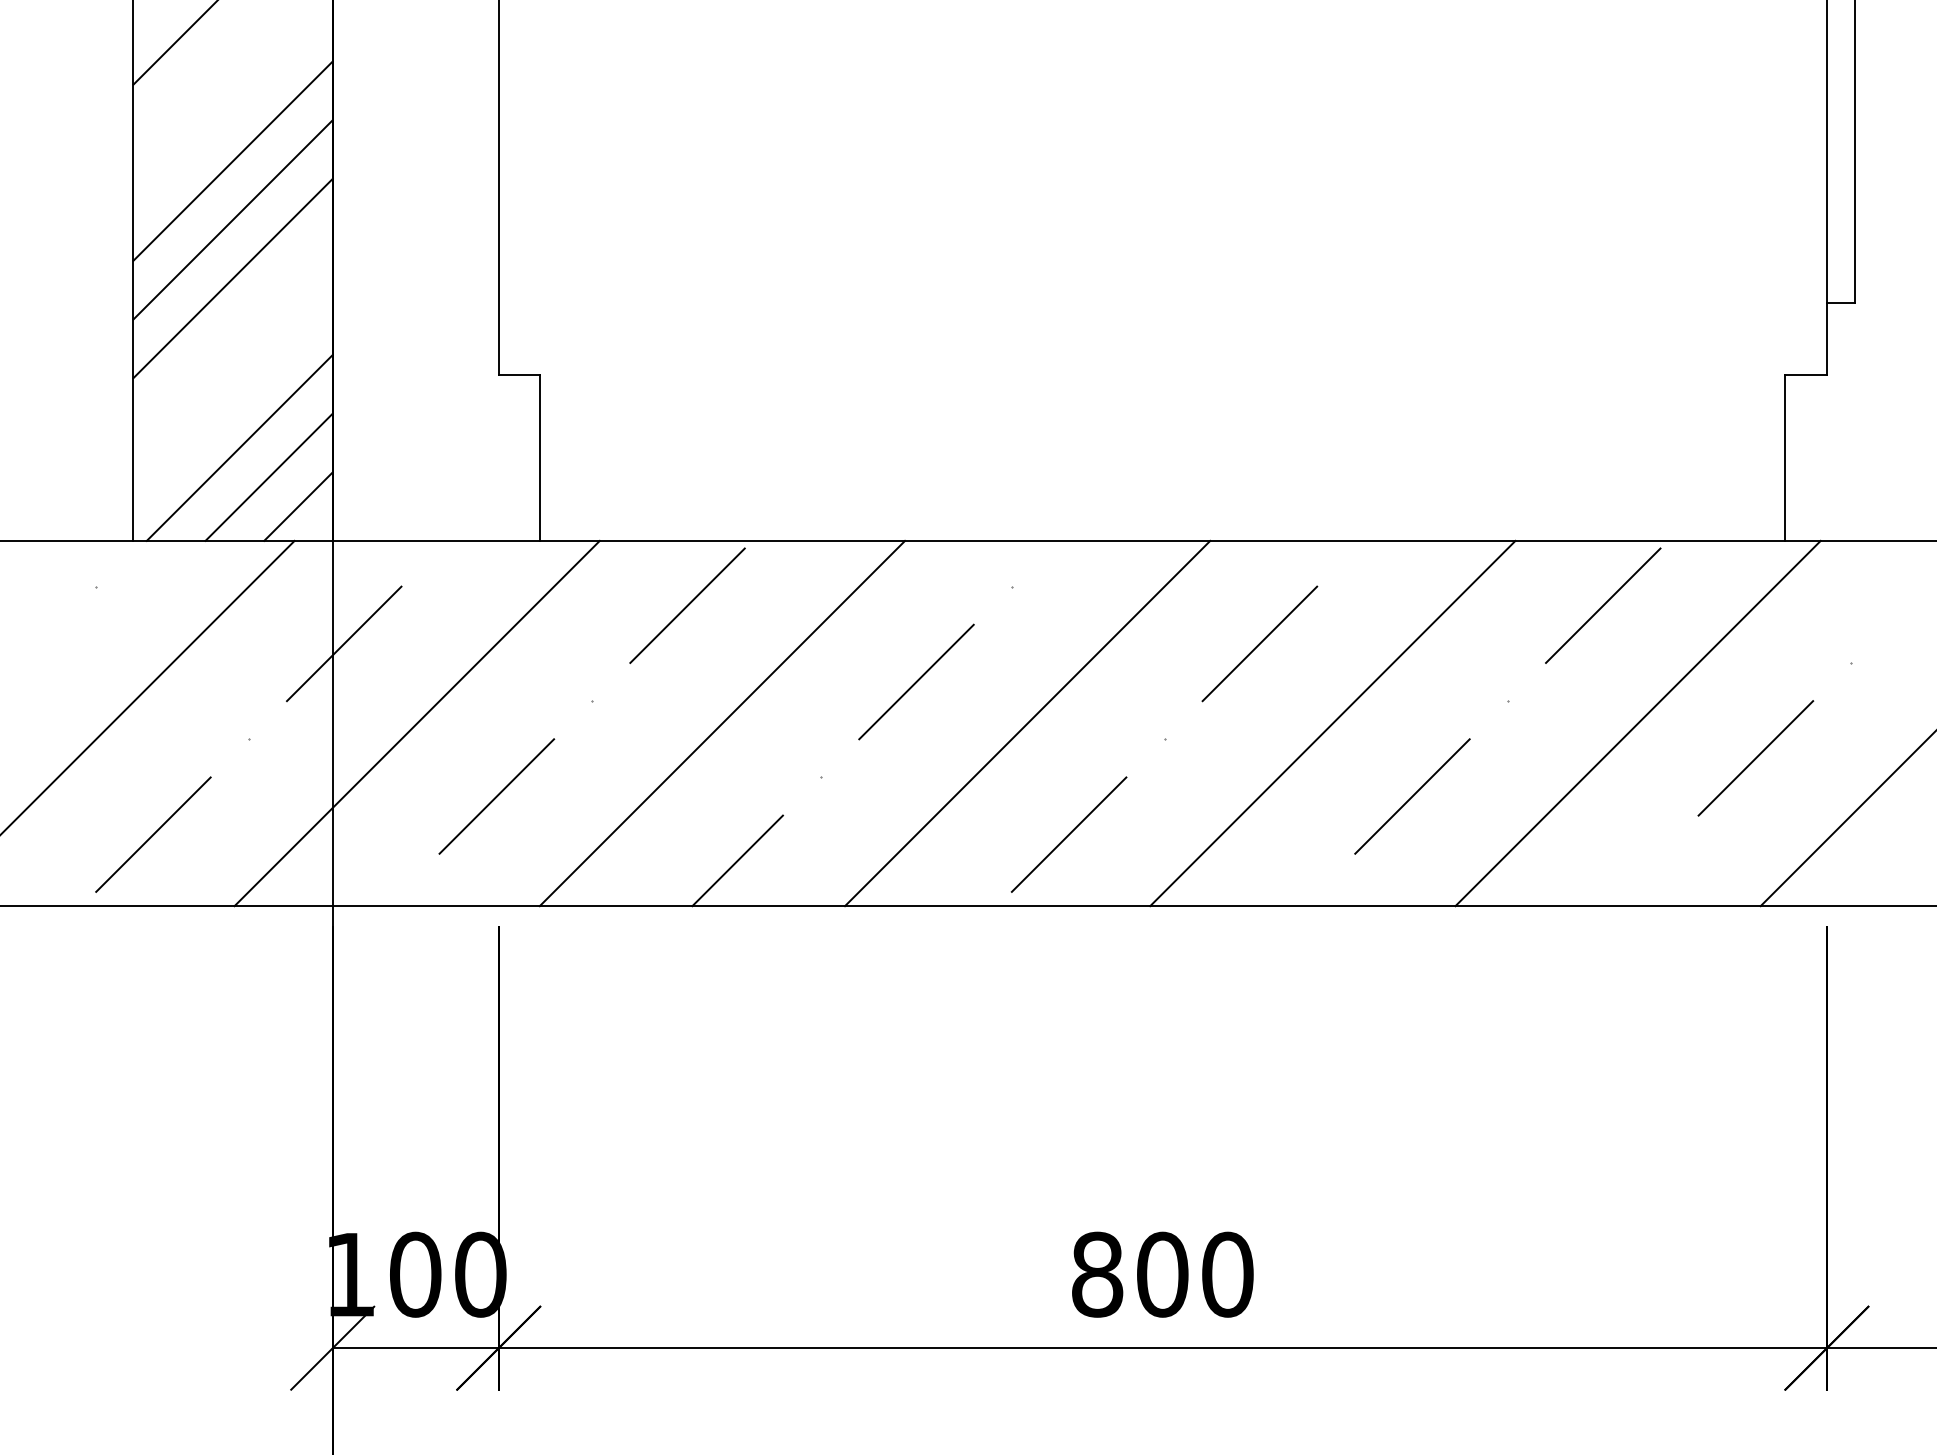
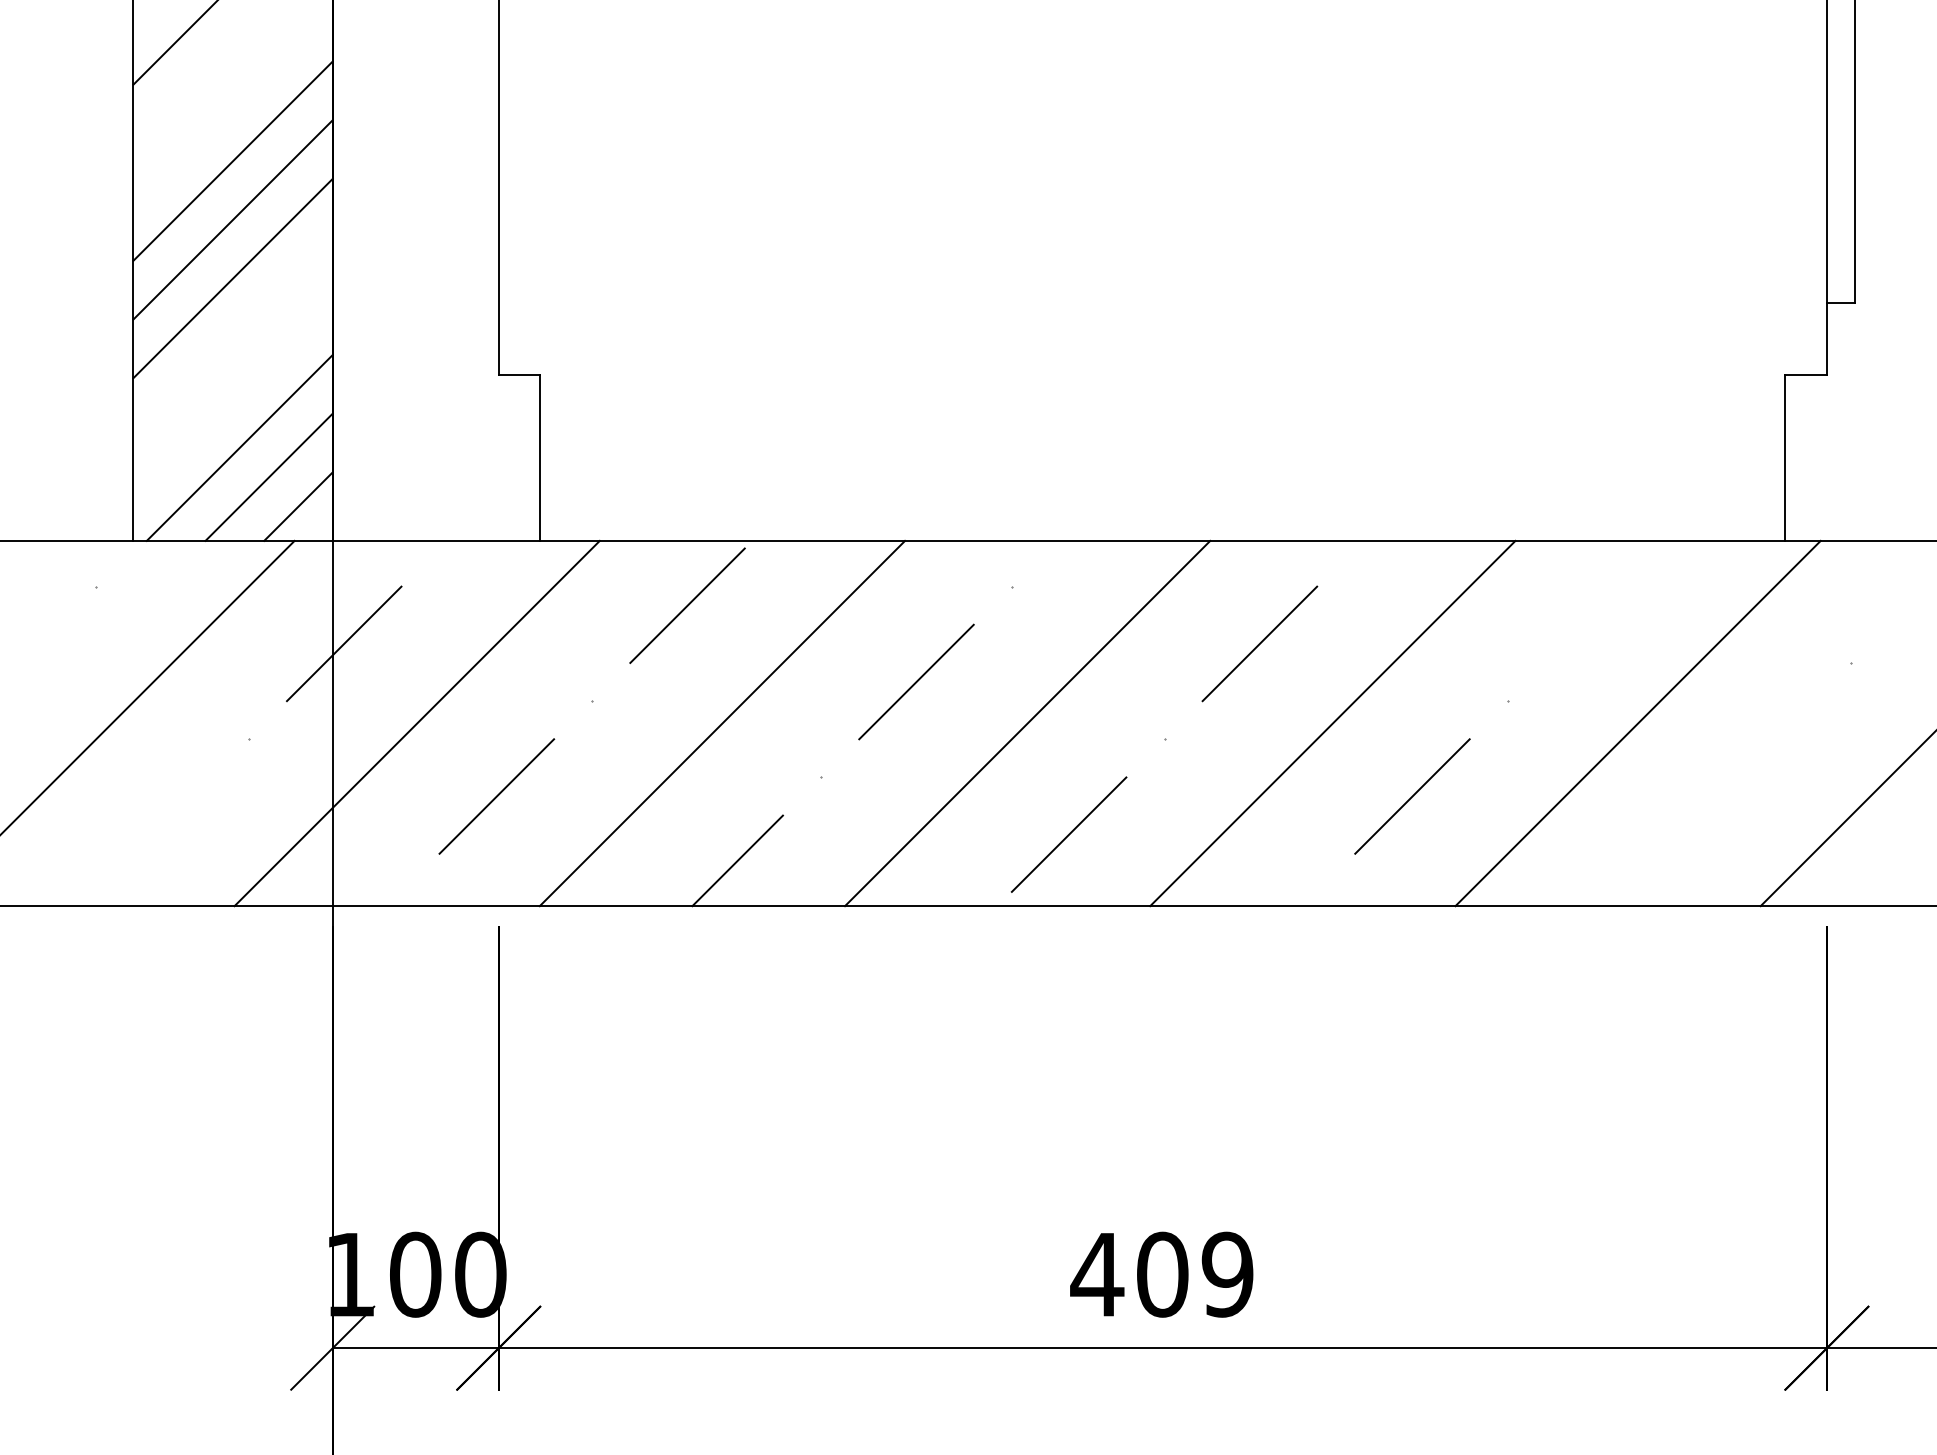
line: present -> none (1603, 605)
line: present -> none (1755, 758)
line: present -> none (153, 834)
text: 800 -> 409 (1161, 1274)
